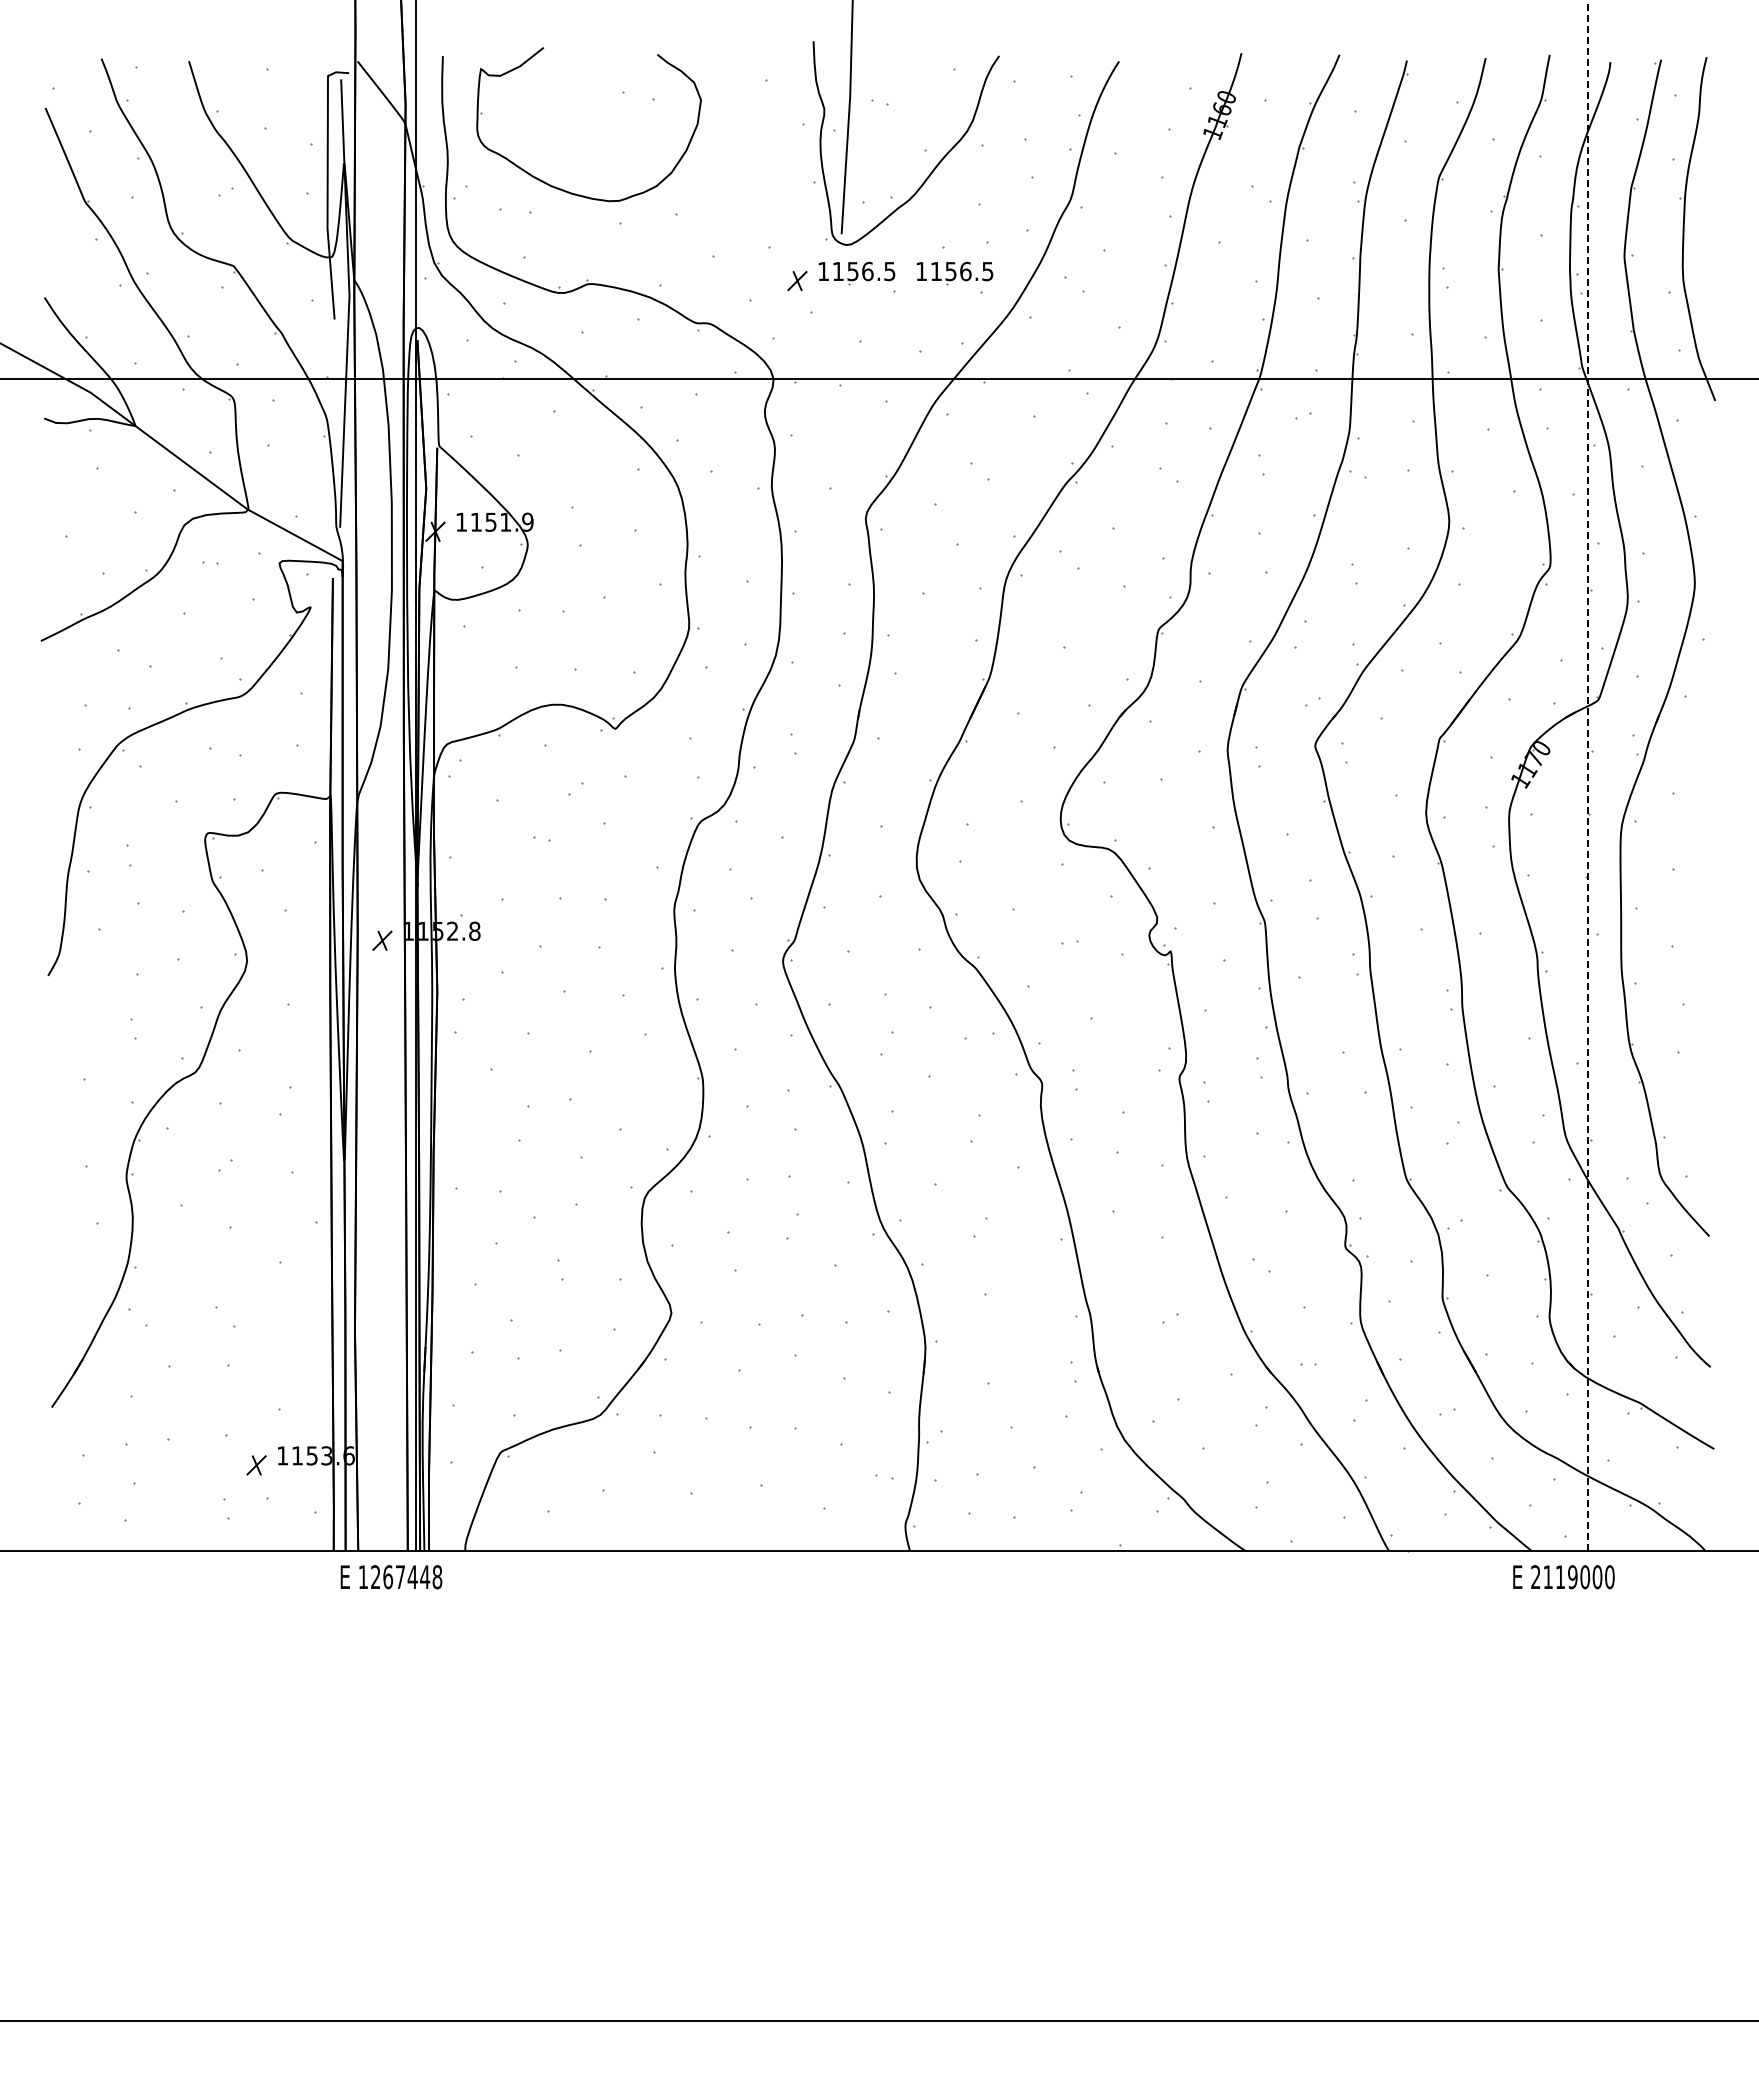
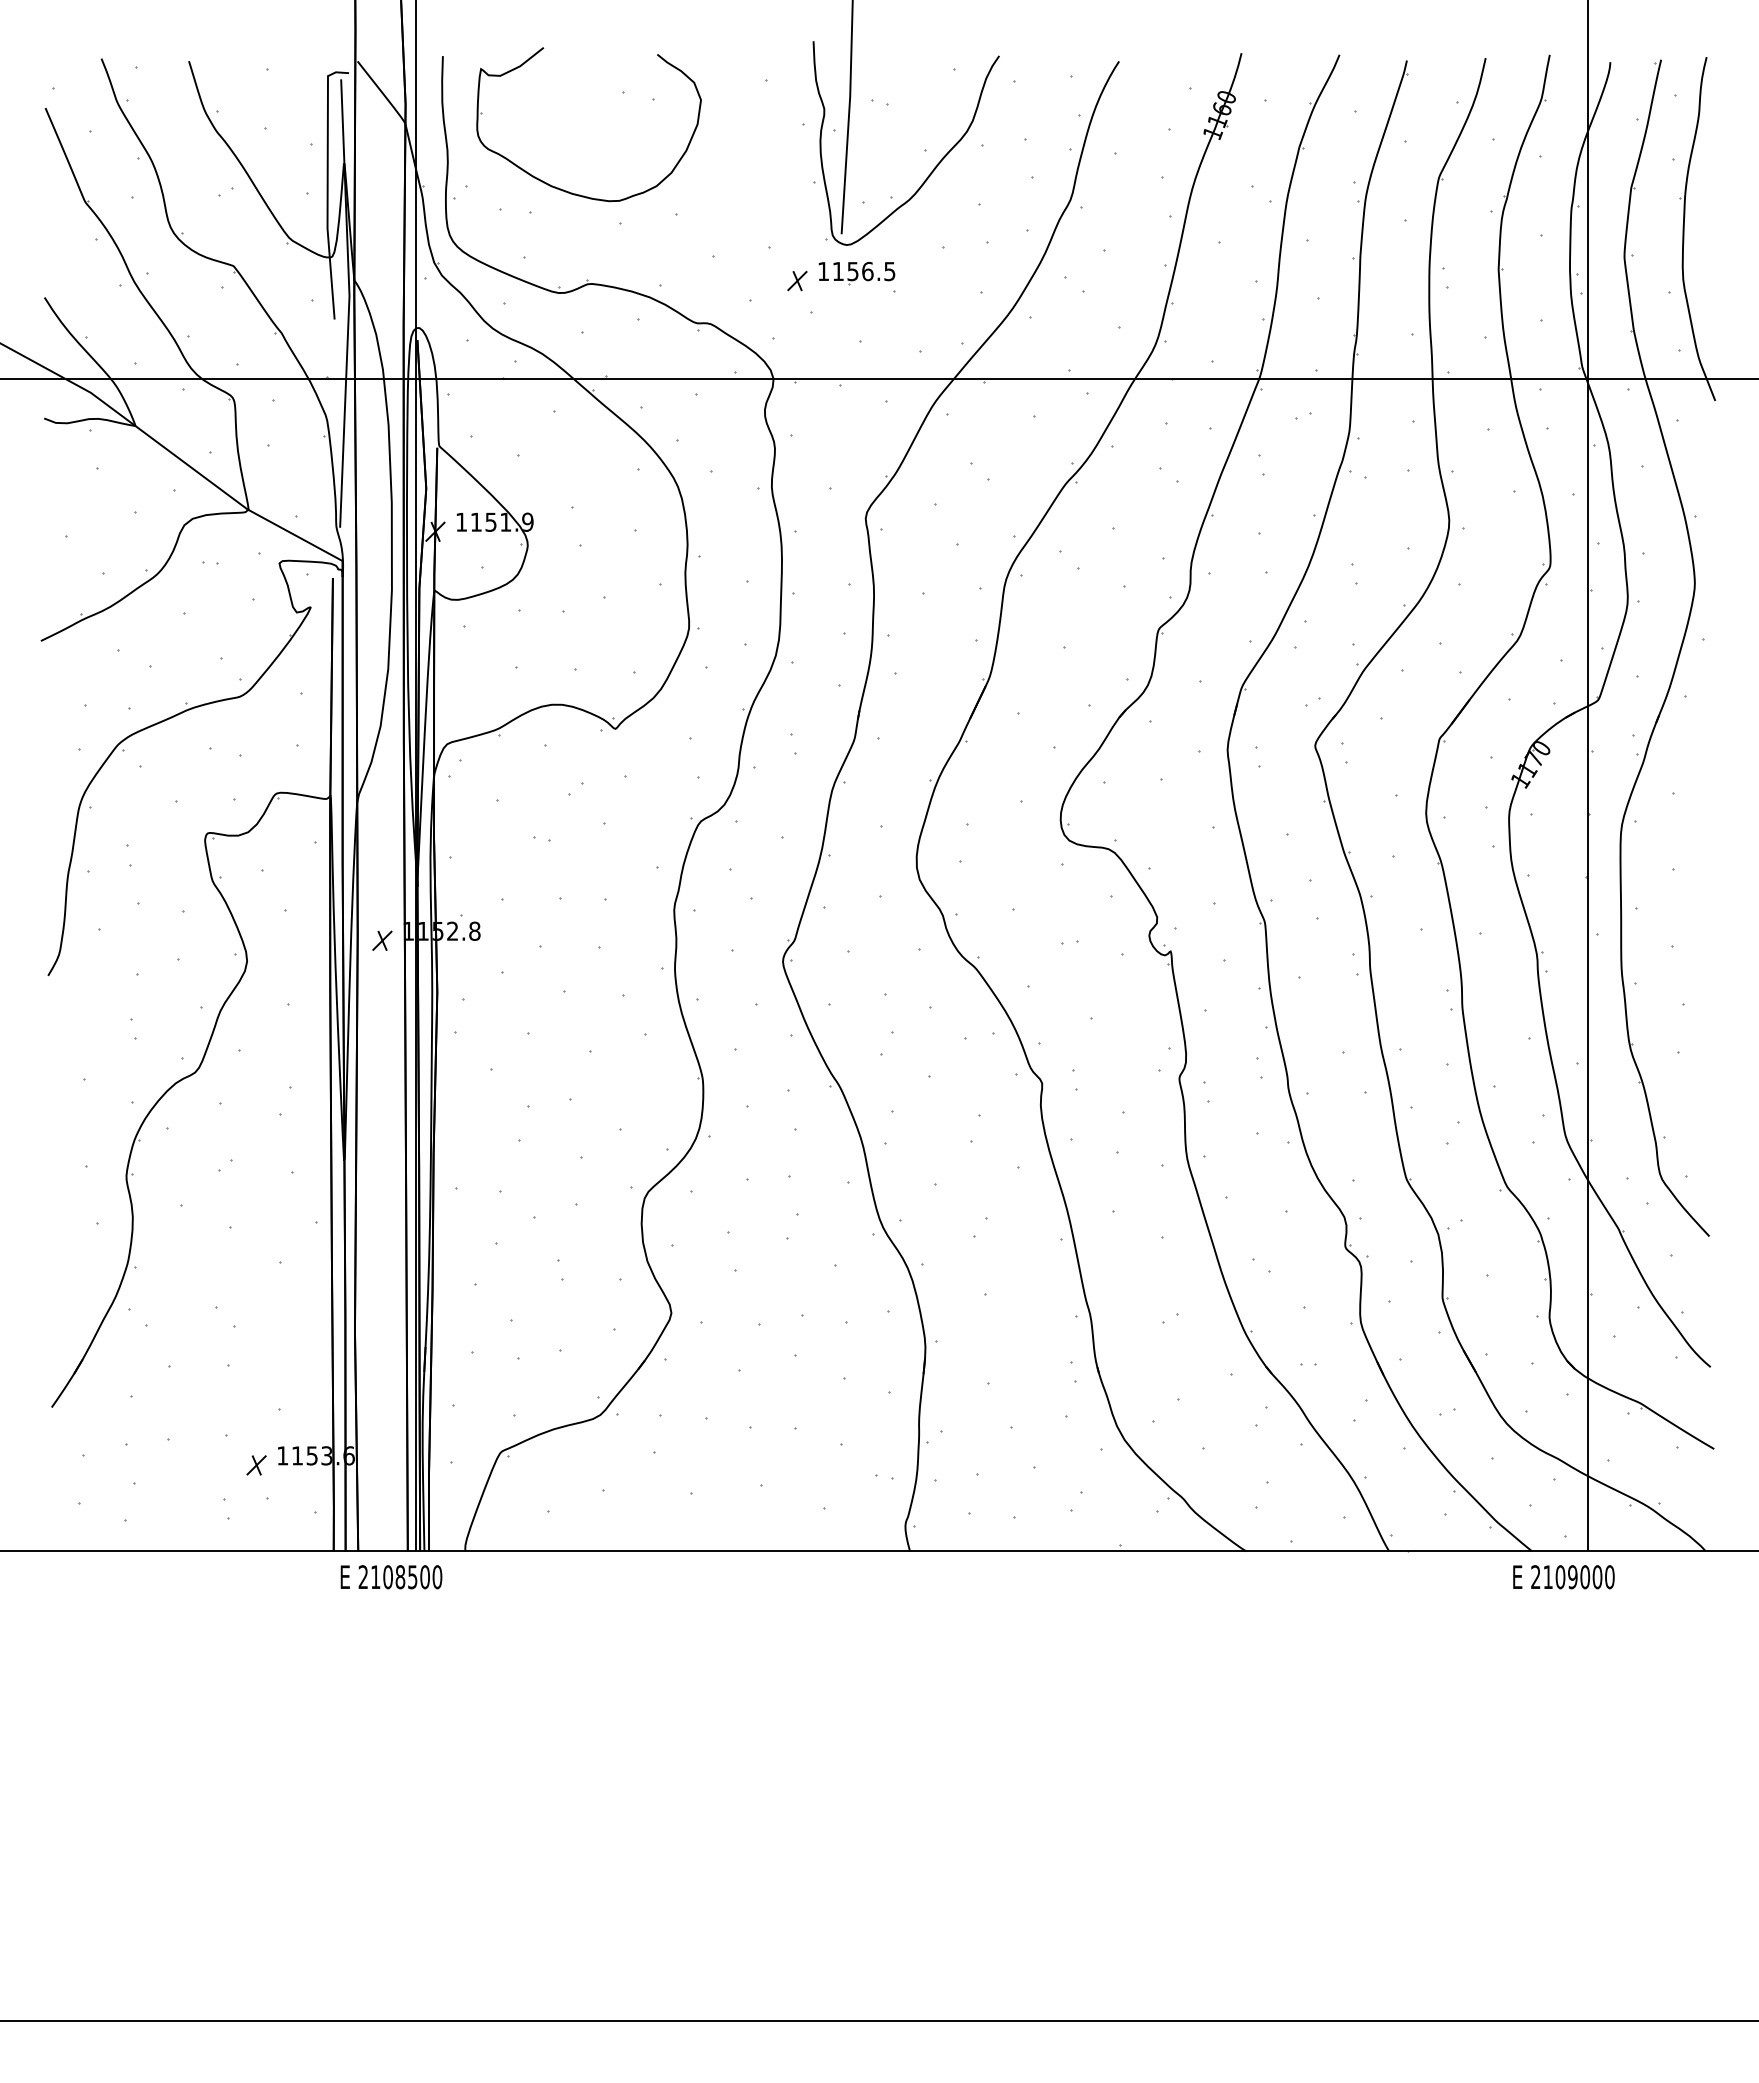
part: present -> none (954, 273)
line: dashed -> solid (1588, 775)
text: 1267448 -> 2108500 (400, 1577)
text: 2119000 -> 2109000 (1560, 1577)
